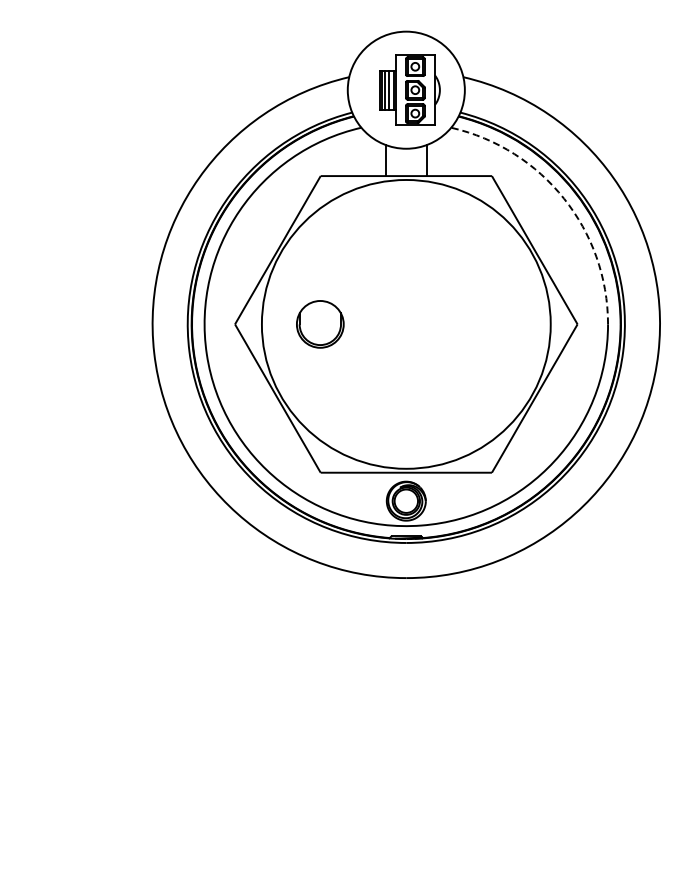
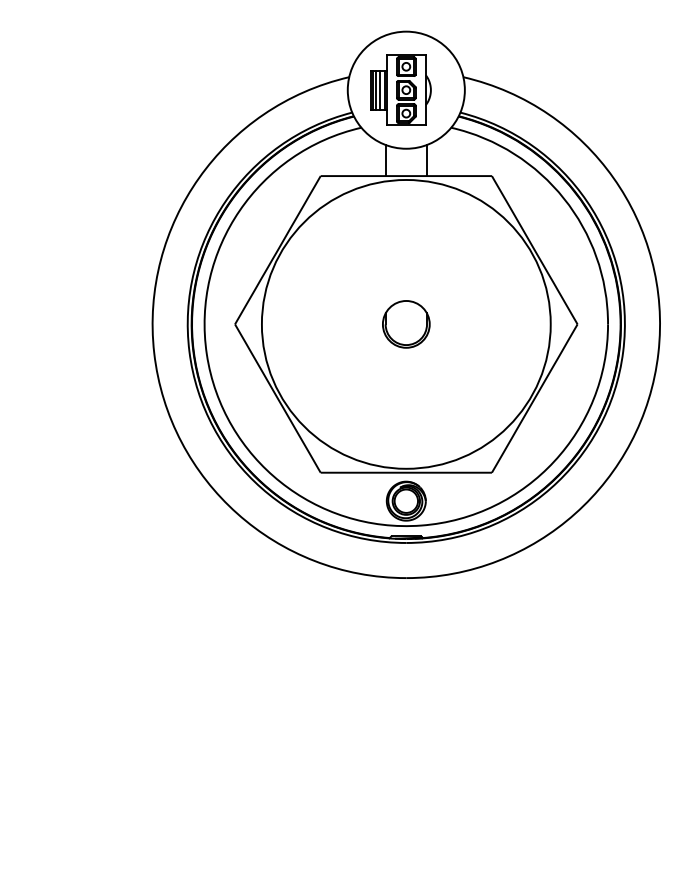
part position: (409, 89) -> (400, 89) (400, 89)
arc: dashed -> solid (564, 198)
part position: (320, 324) -> (406, 324) (406, 324)
